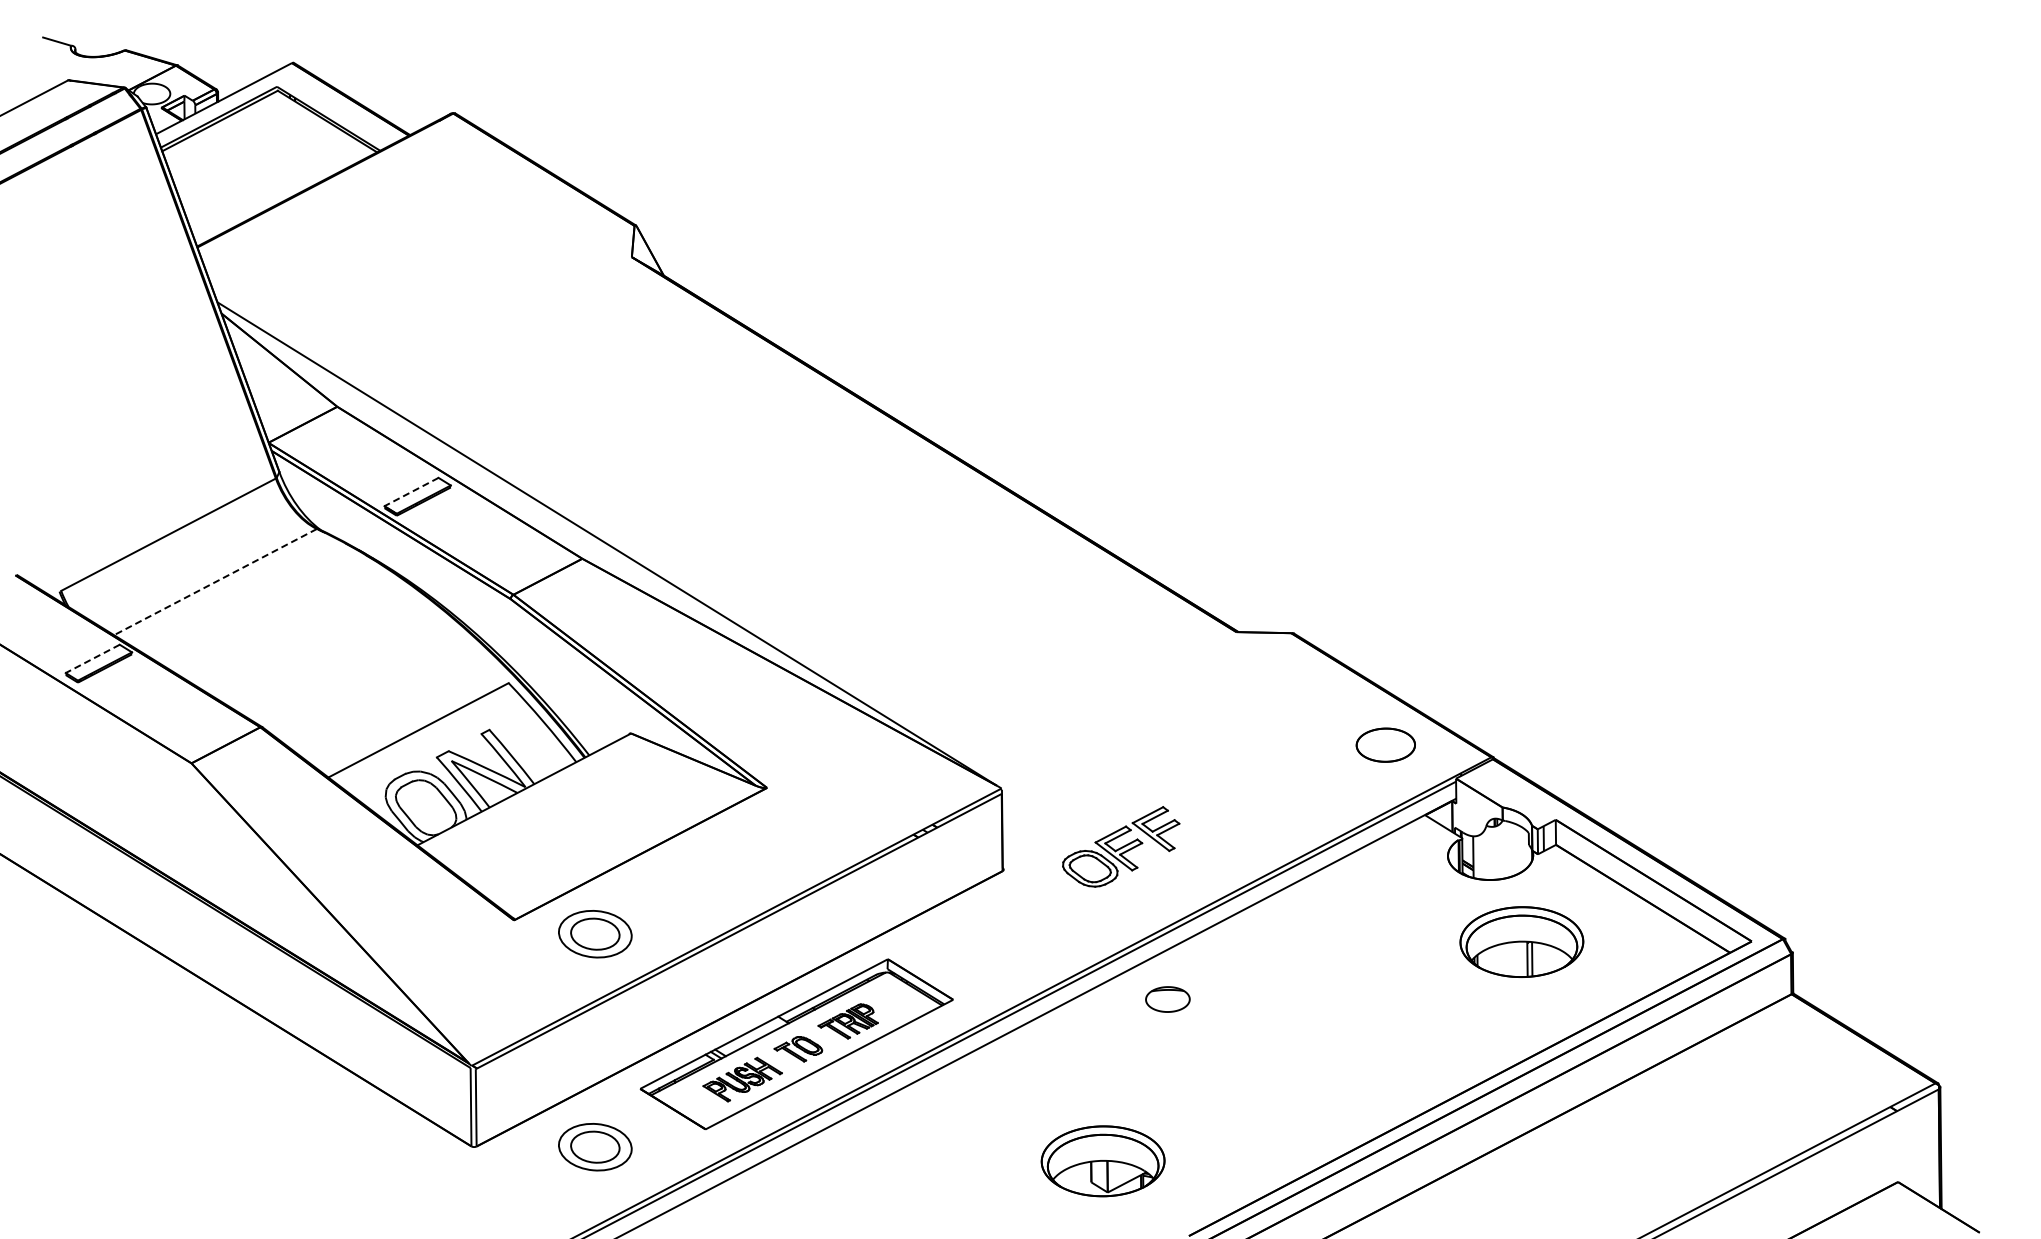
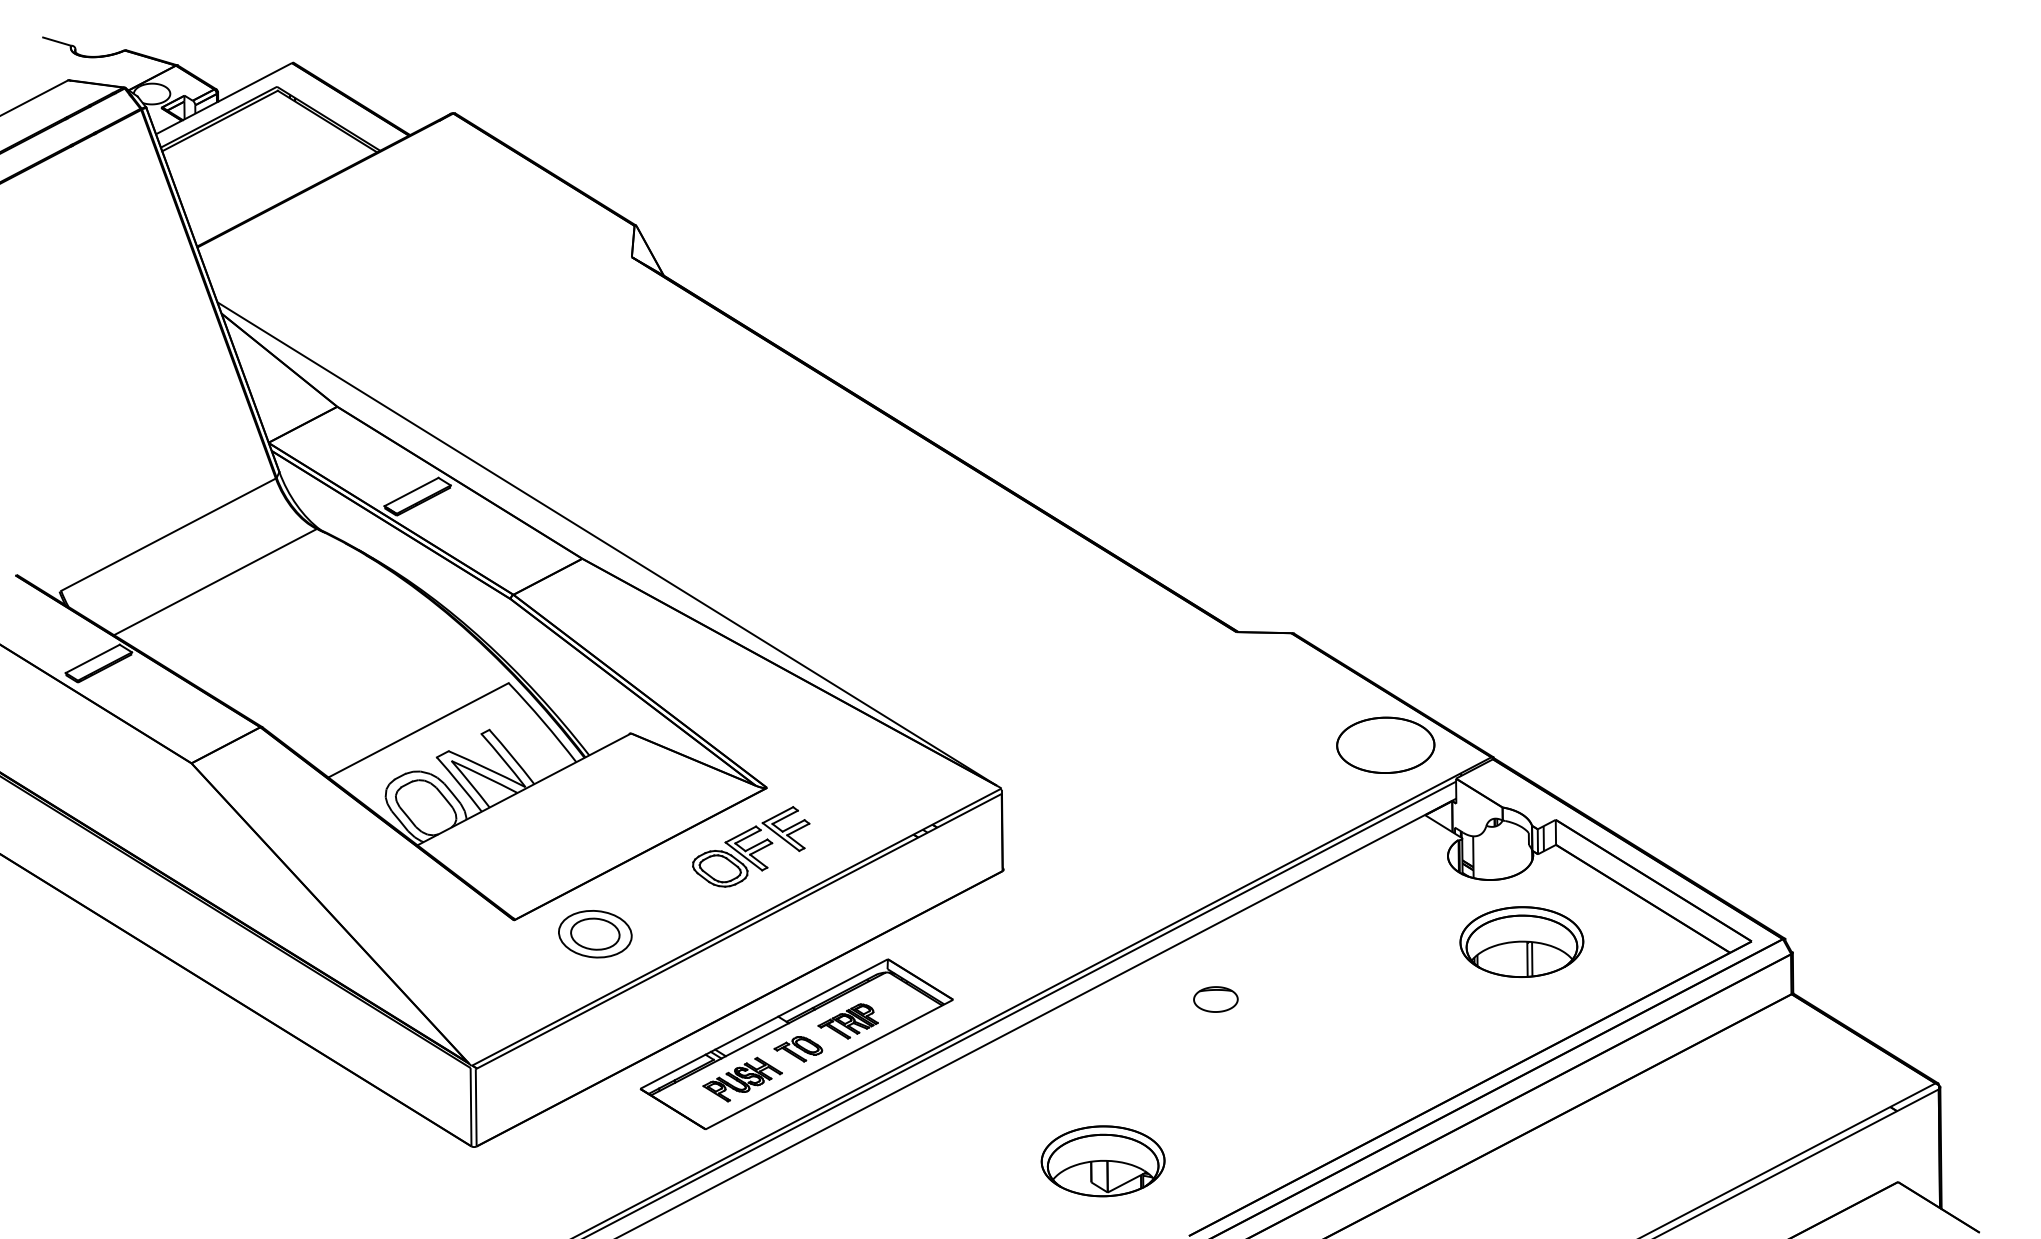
line: dashed -> solid (411, 492)
line: dashed -> solid (215, 582)
line: dashed -> solid (92, 659)
part size: 61x36 px -> 100x58 px (1385, 744)
part position: (1121, 846) -> (751, 846) (751, 846)
part position: (1167, 999) -> (1215, 999) (1215, 999)
part: present -> none (595, 1147)
